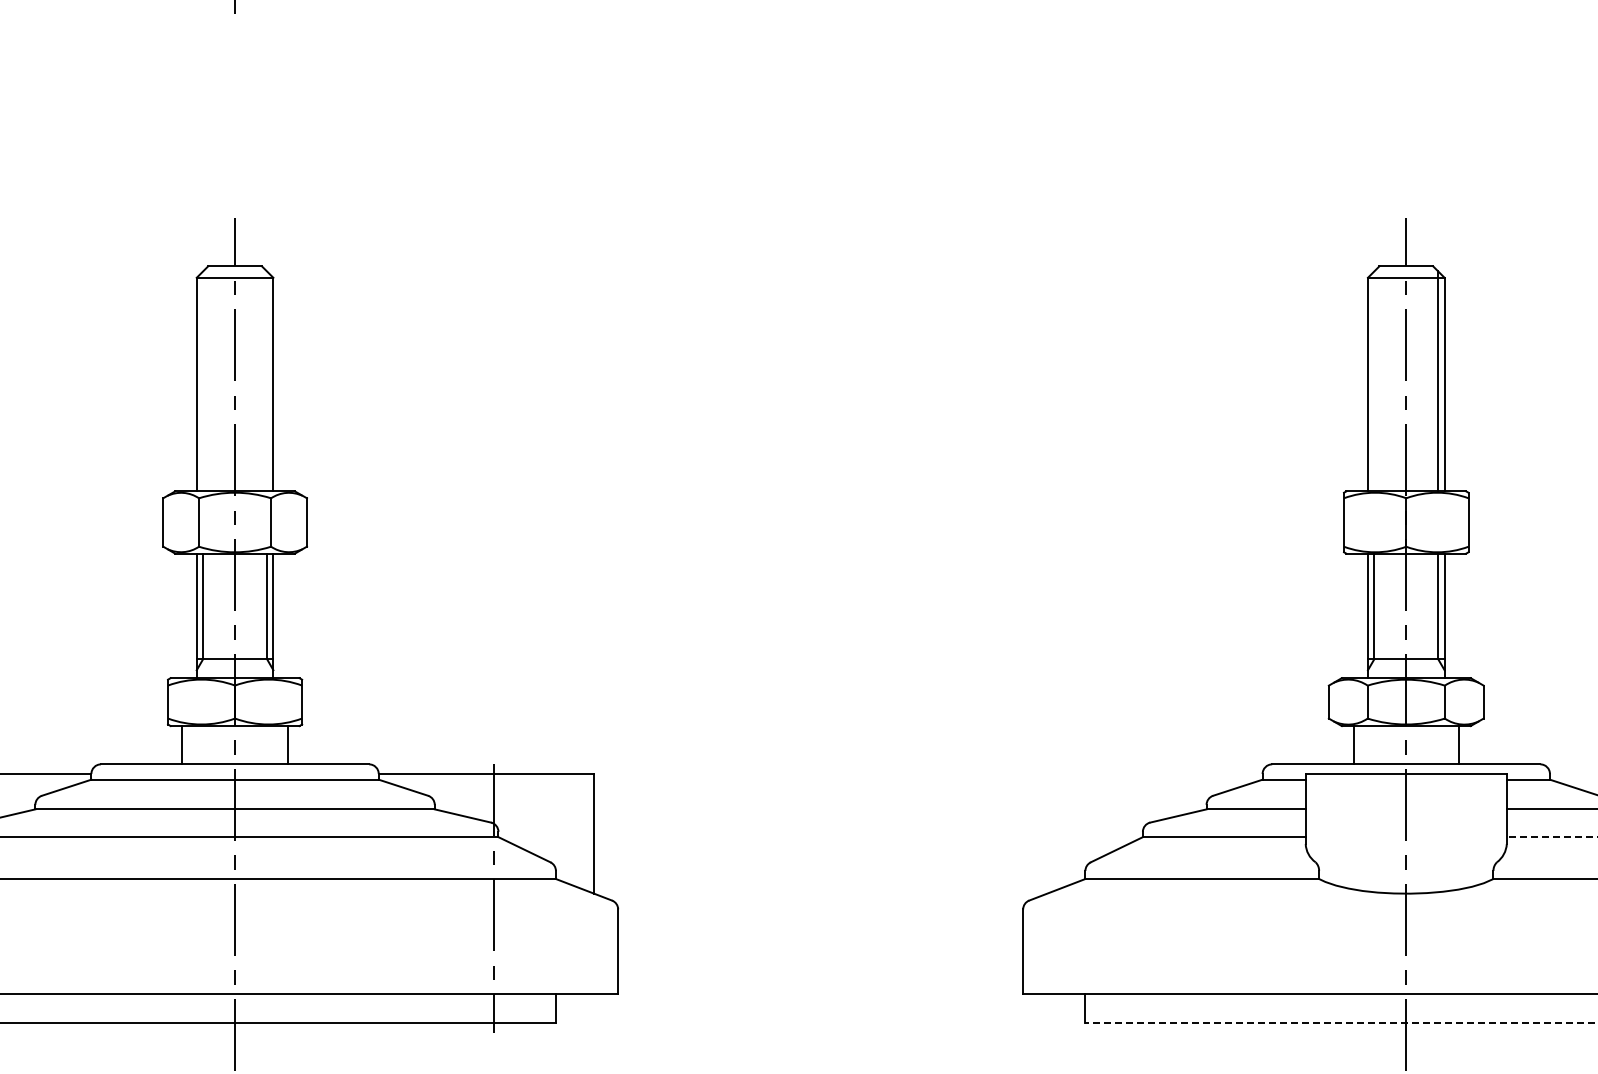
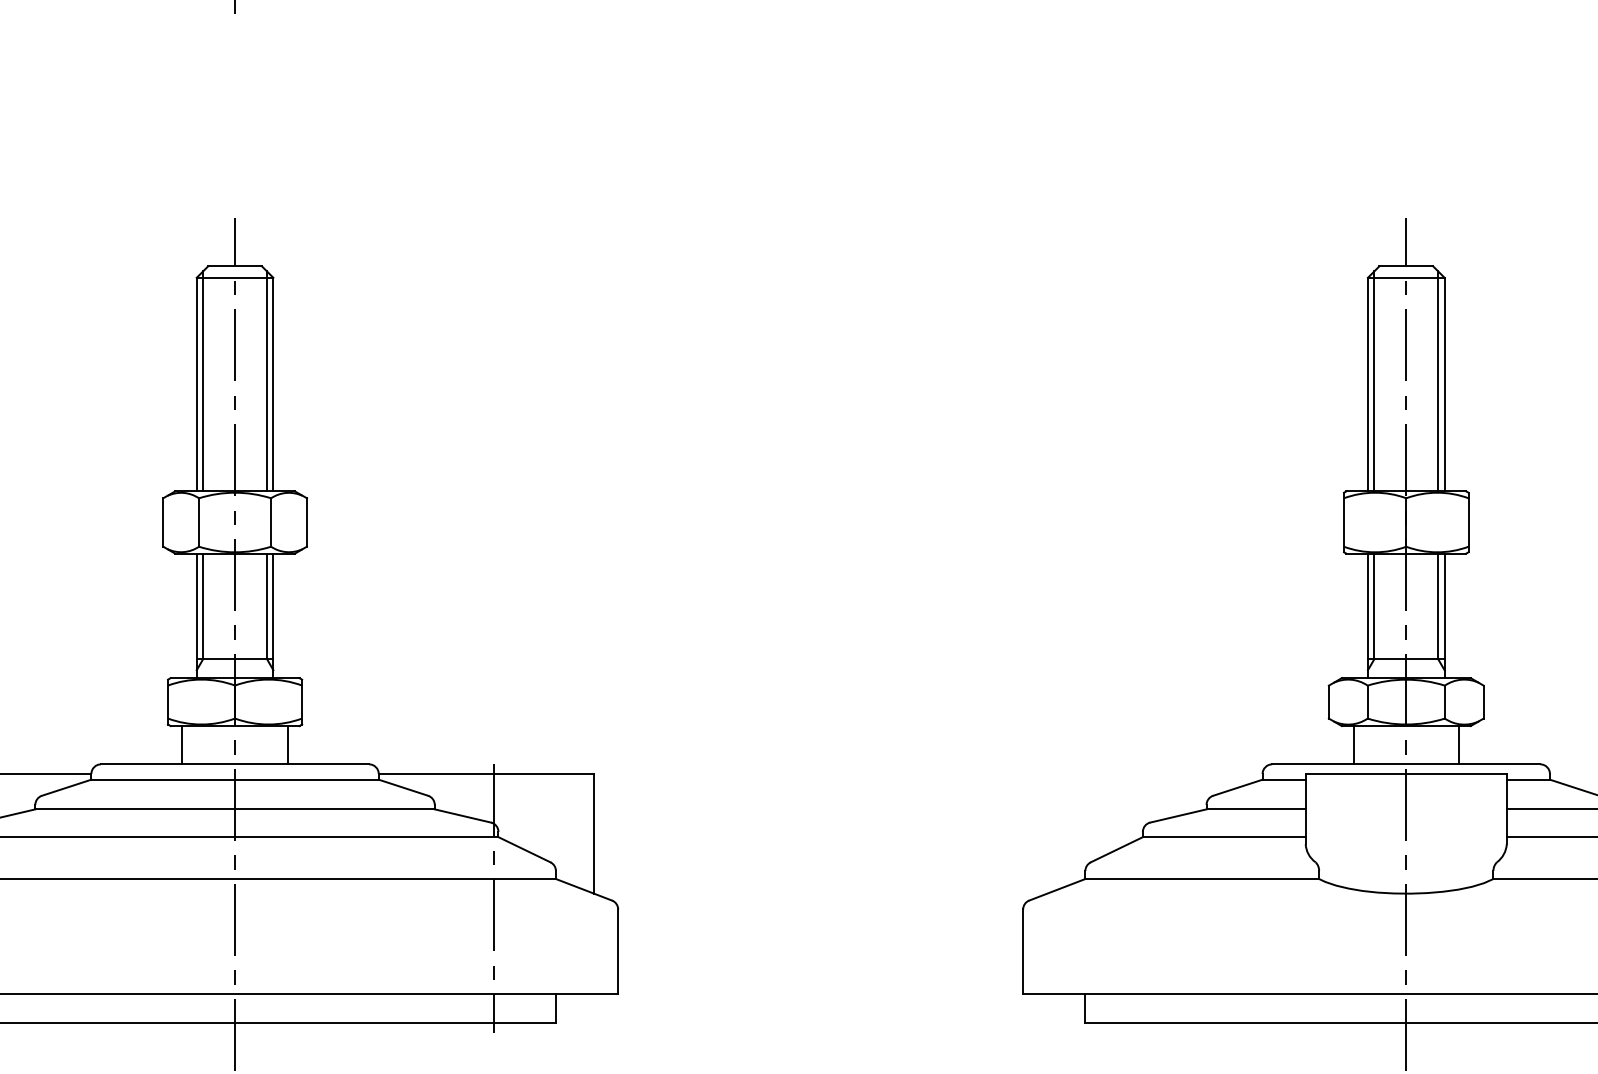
line: none -> present (203, 381)
line: none -> present (266, 381)
line: none -> present (1374, 381)
line: dashed -> solid (1551, 837)
line: dashed -> solid (1341, 1022)
